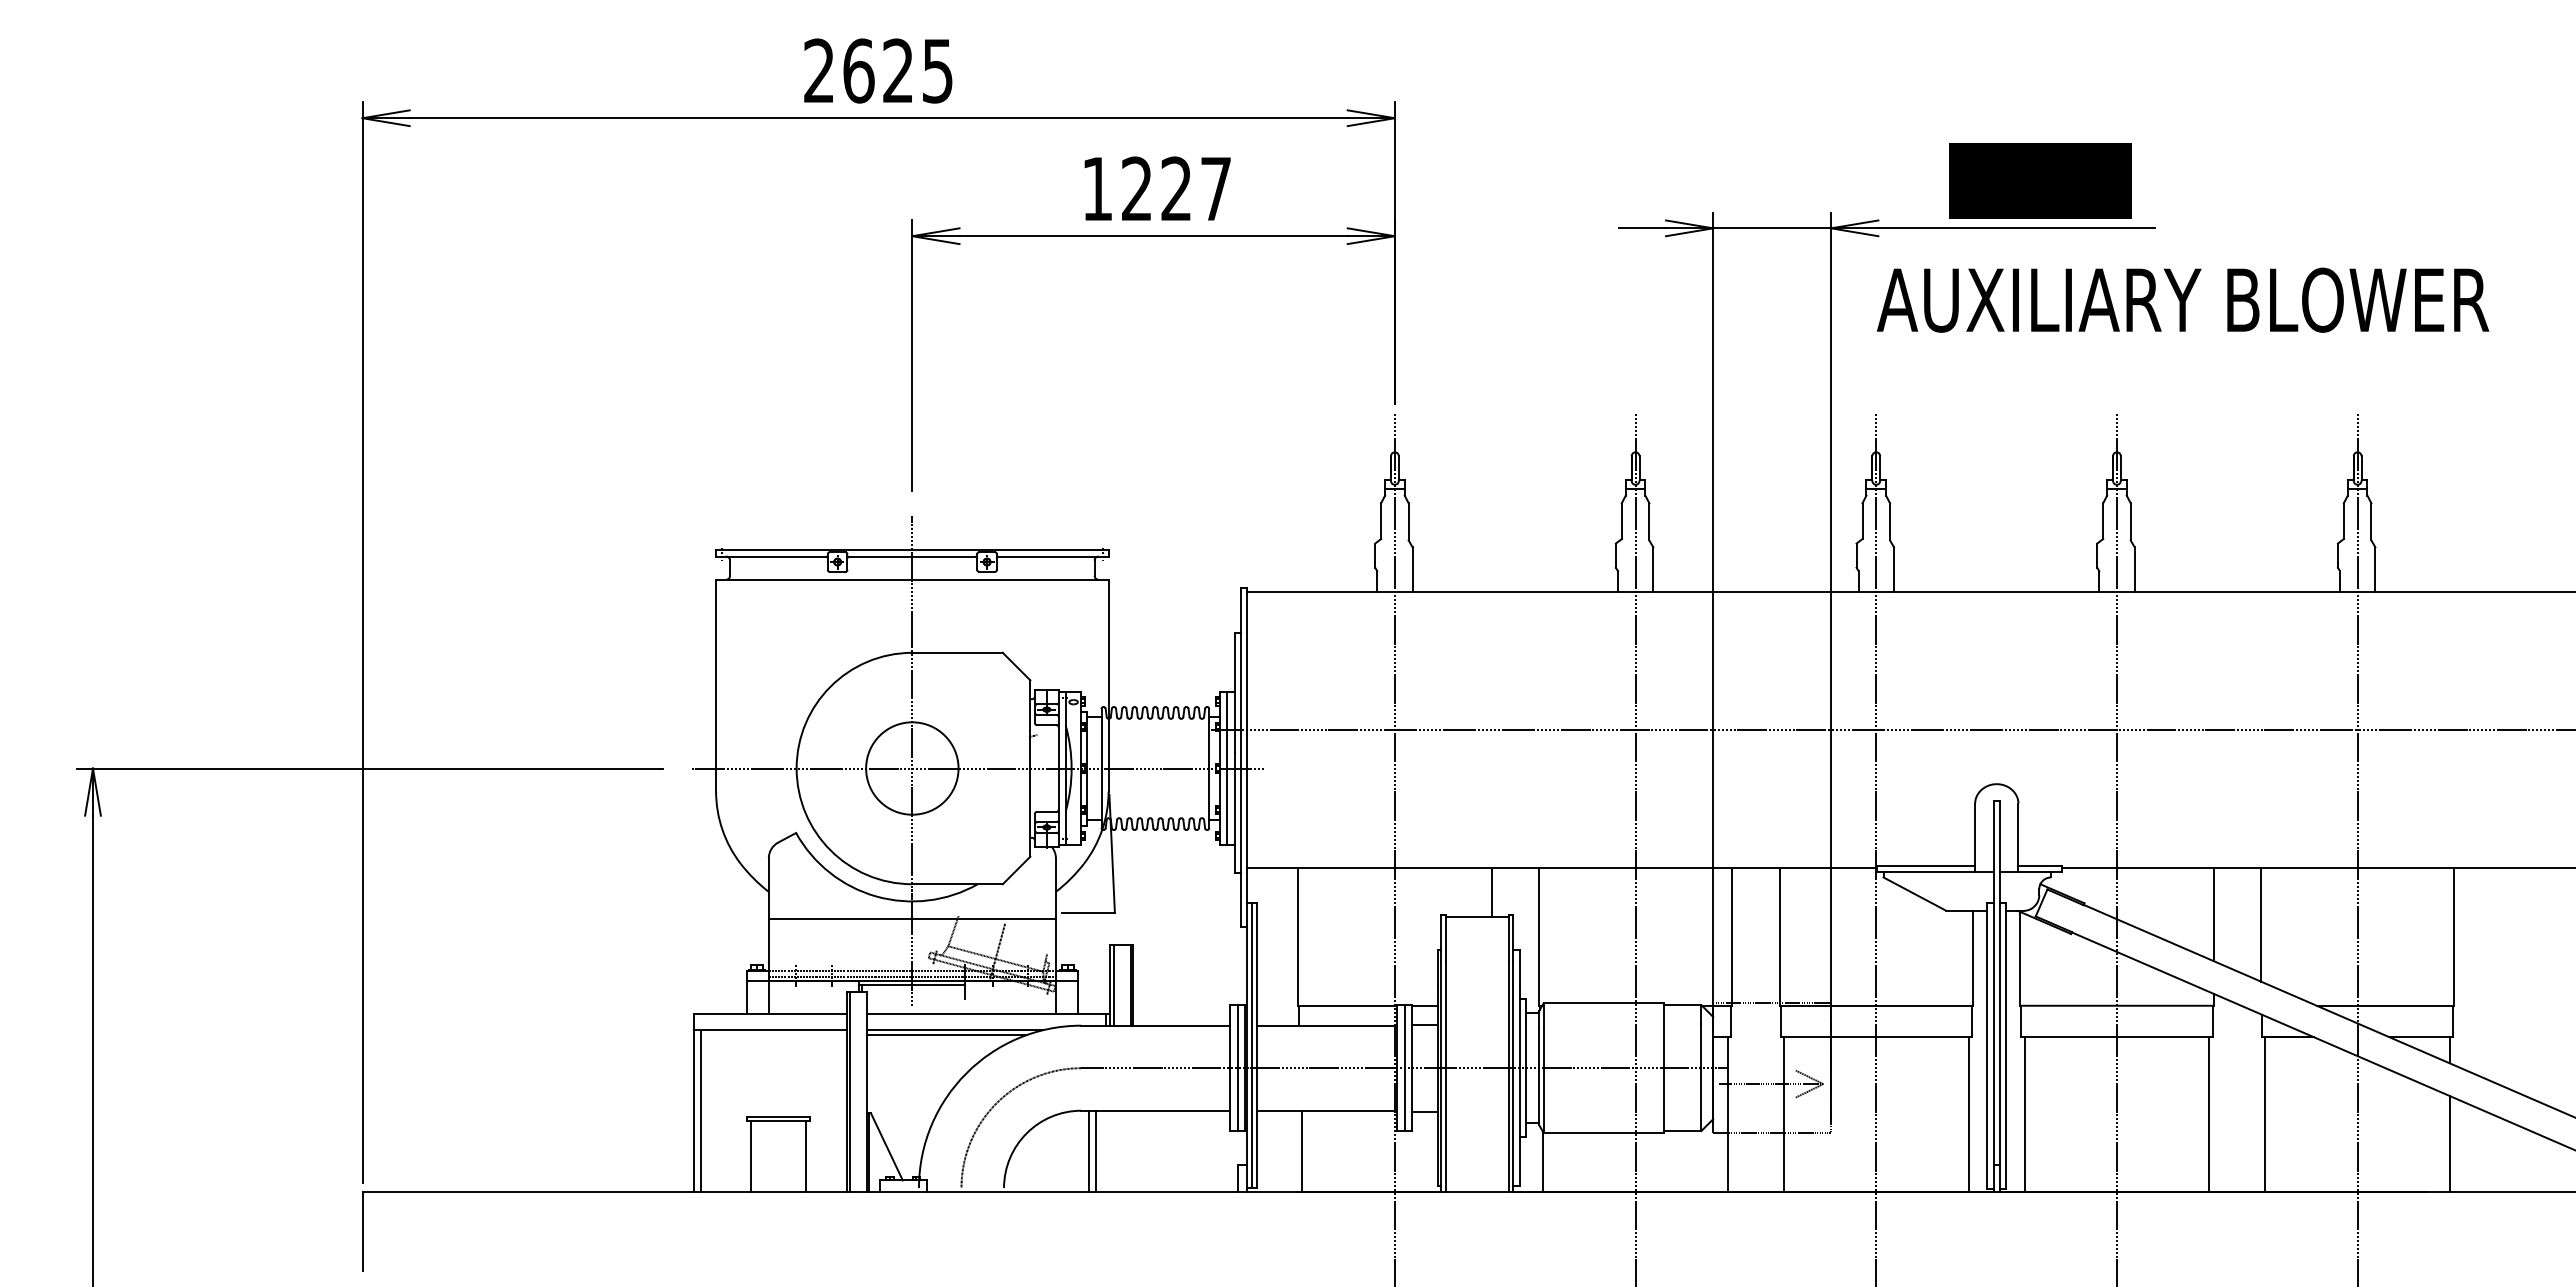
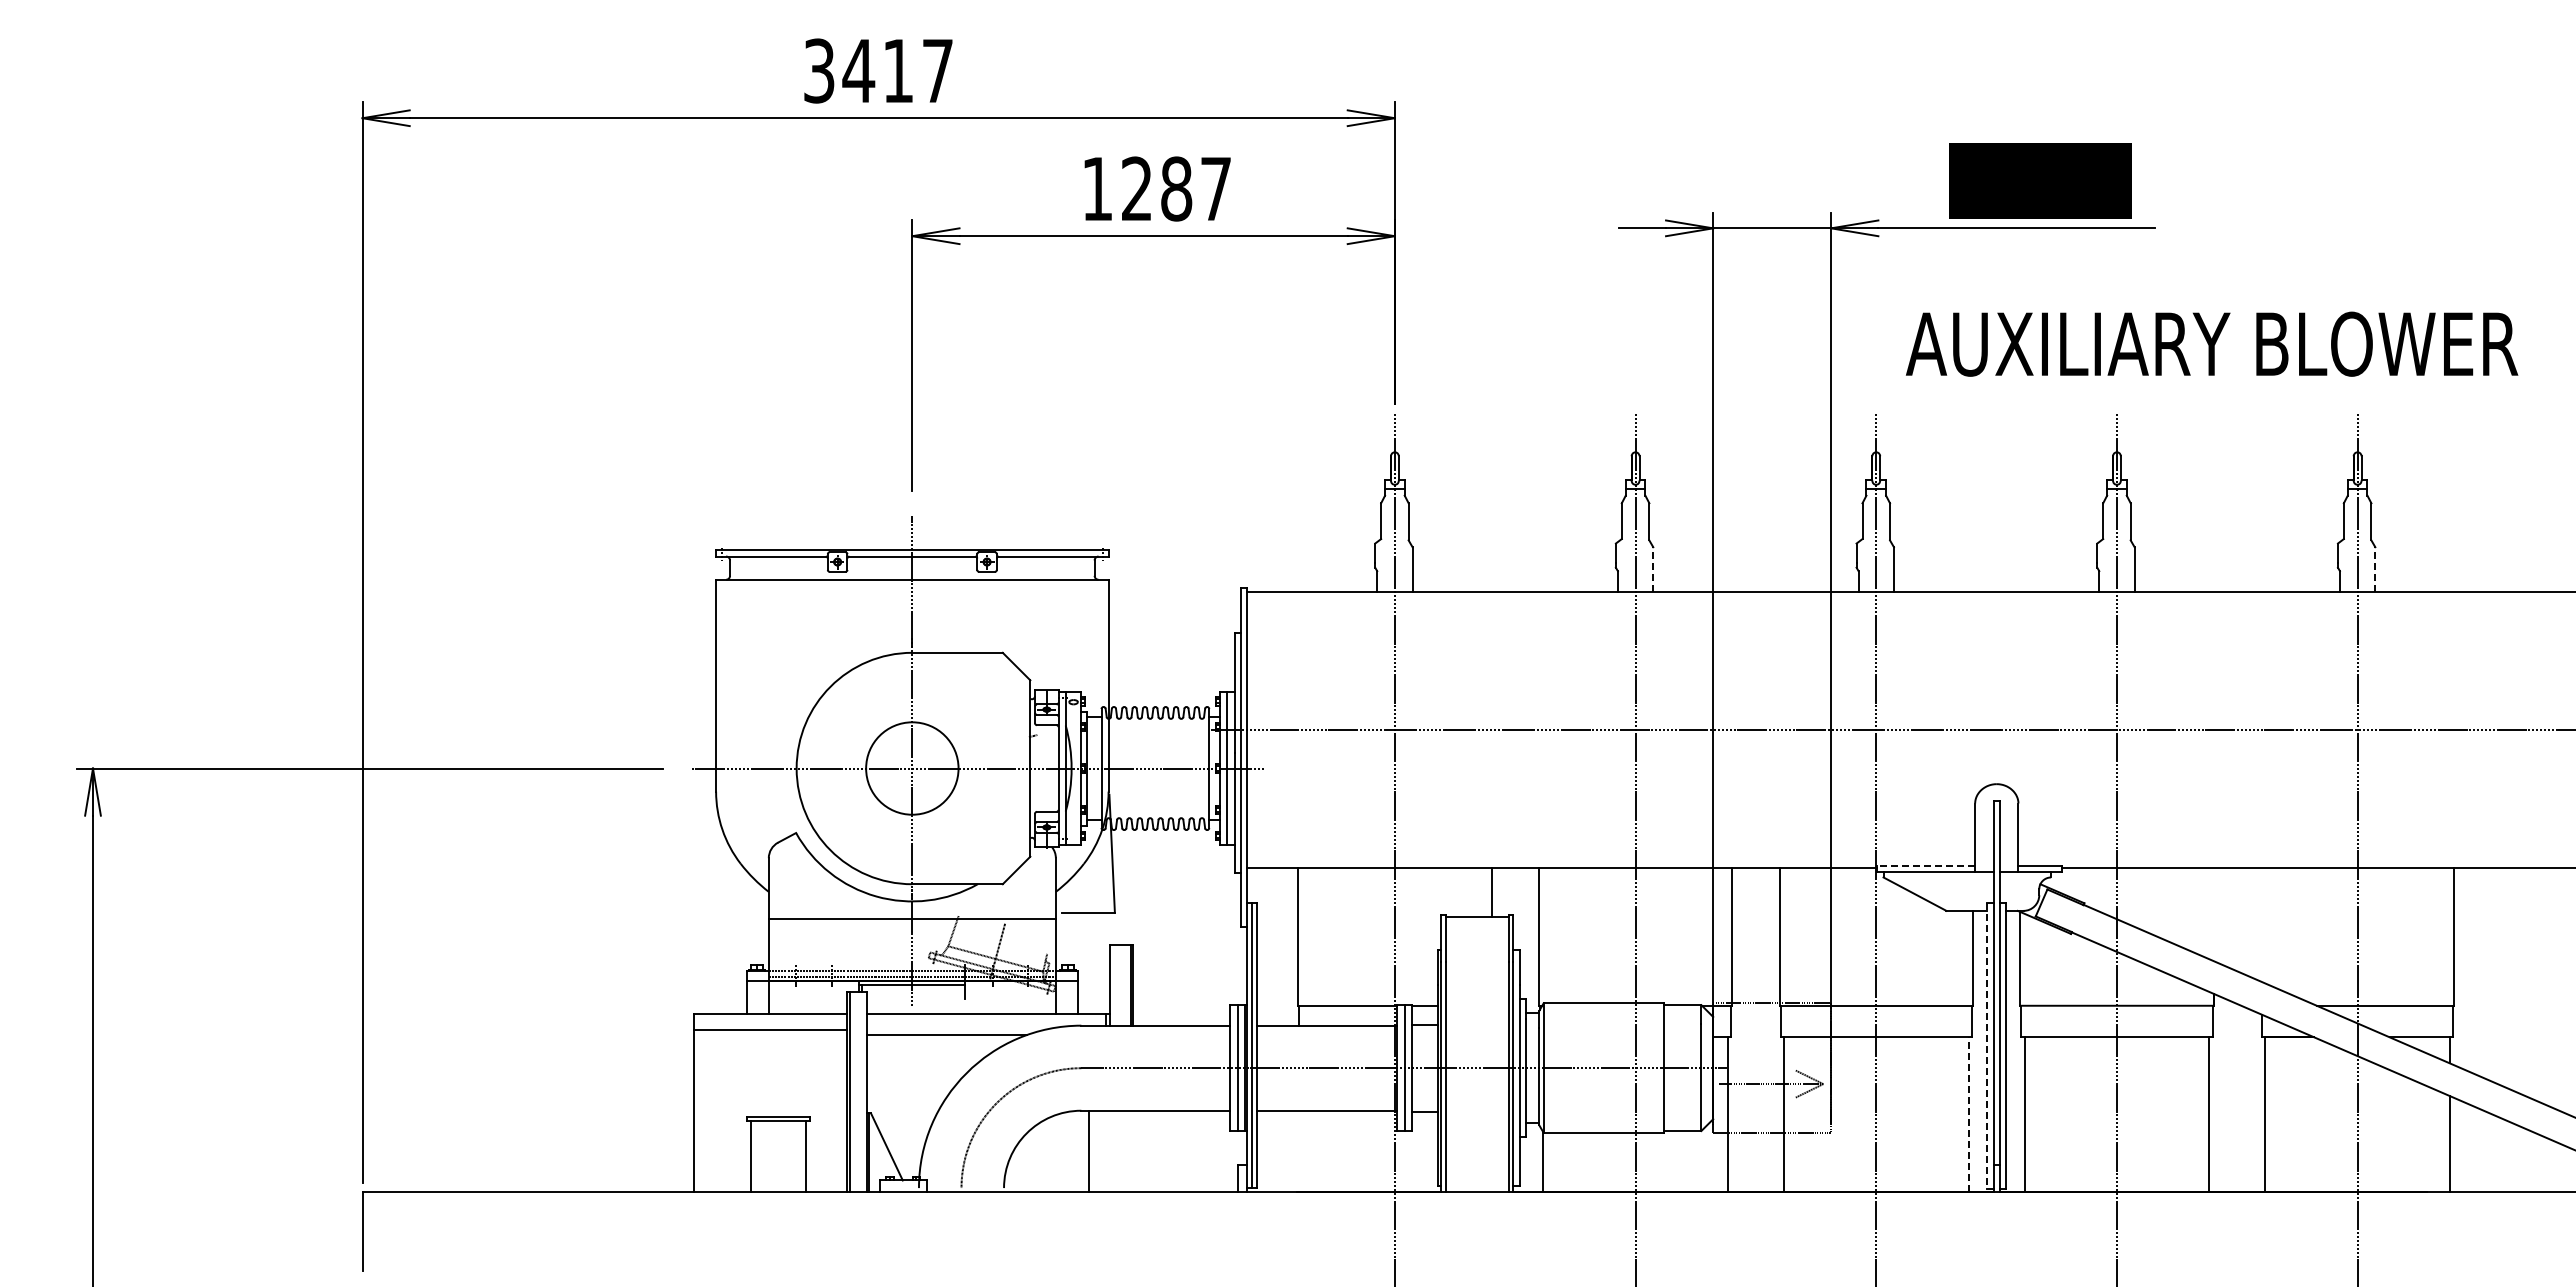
text: 2625 -> 3417 (878, 70)
text: 1227 -> 1287 (1176, 188)
text position: (2183, 299) -> (2212, 343) (2212, 343)
line: solid -> dashed (1653, 569)
line: solid -> dashed (2375, 569)
line: solid -> dashed (1925, 866)
line: present -> none (2213, 914)
line: present -> none (2260, 924)
line: present -> none (1113, 984)
line: present -> none (955, 1030)
line: solid -> dashed (1987, 1045)
line: present -> none (700, 1111)
line: solid -> dashed (1968, 1114)
line: present -> none (1095, 1151)
line: present -> none (1302, 1151)
